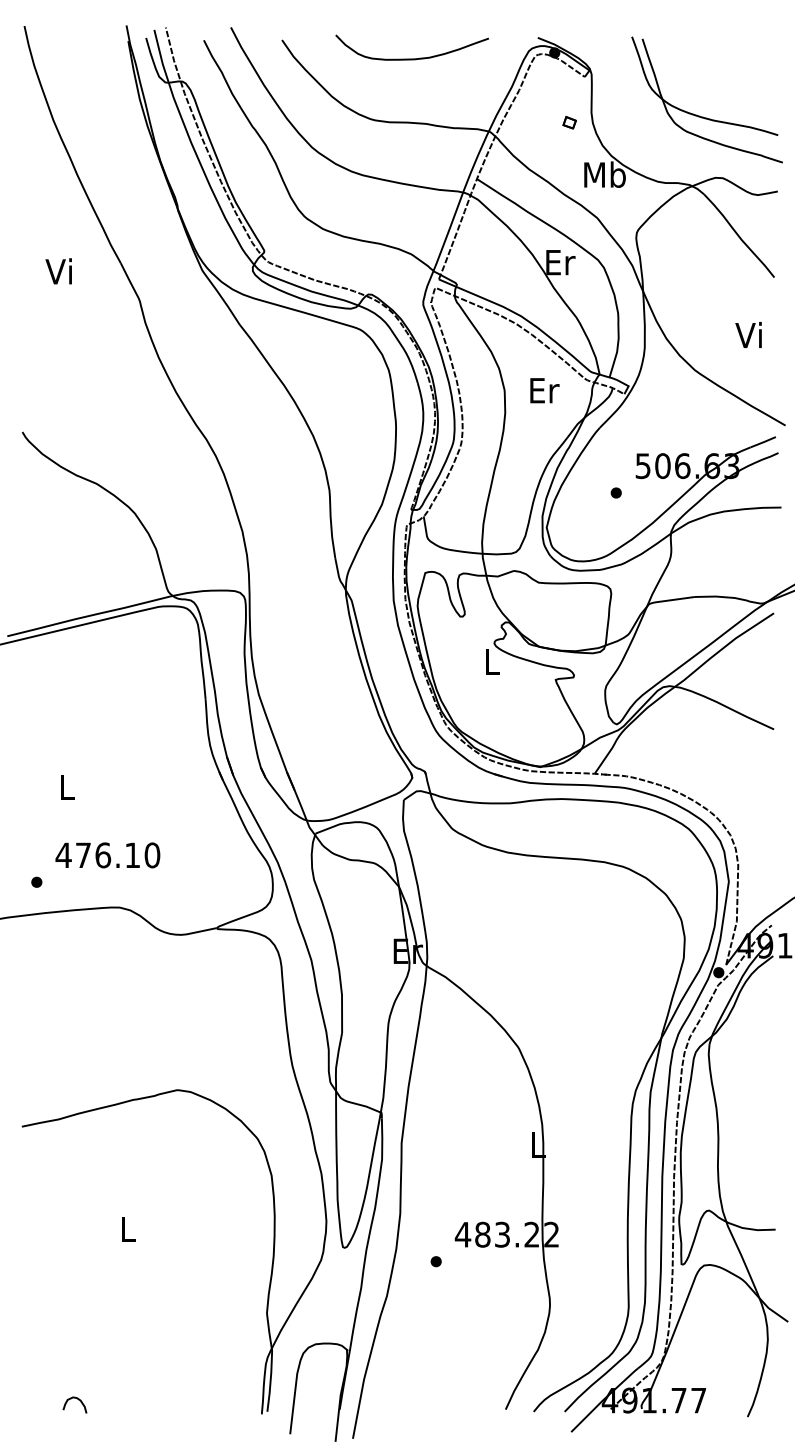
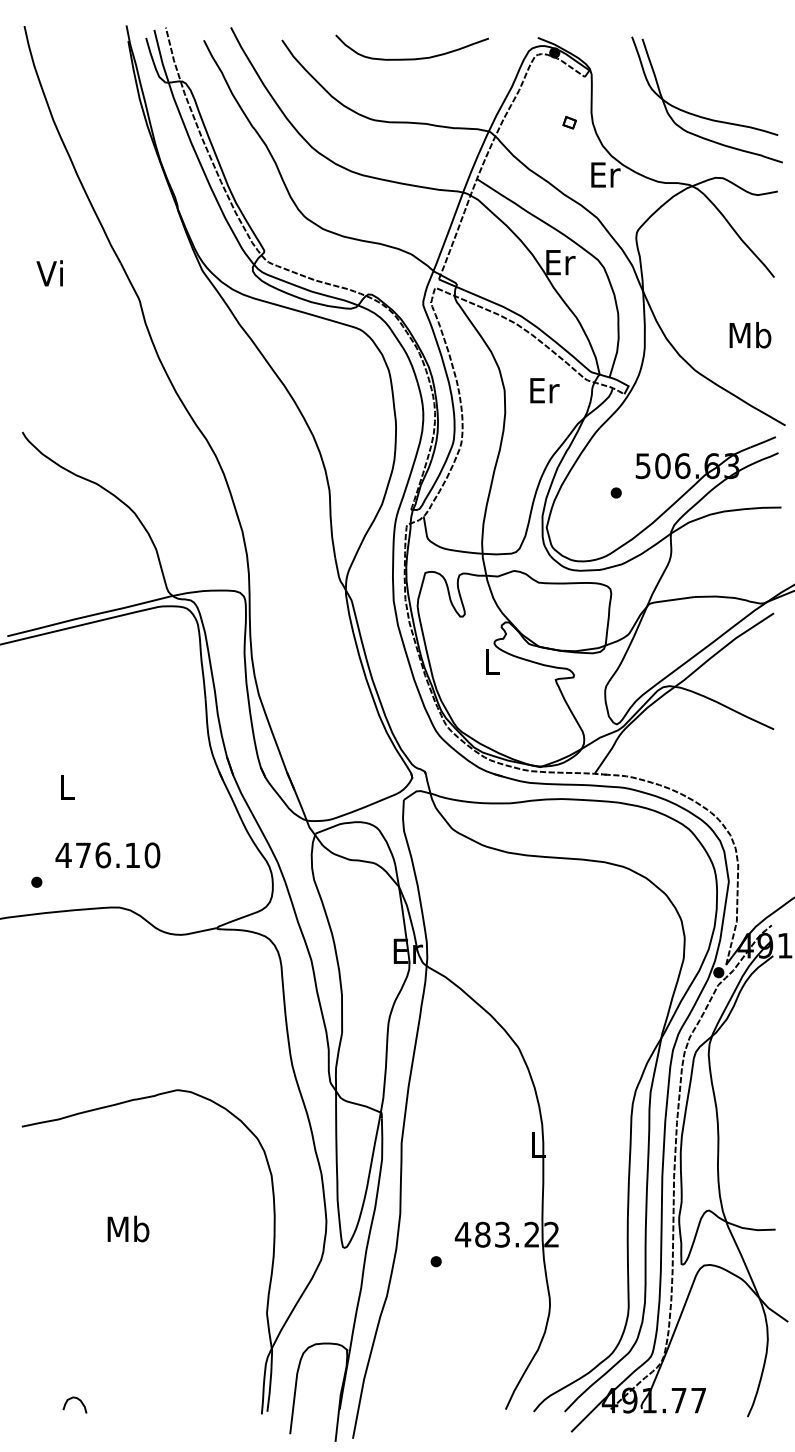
text: Mb -> Er (604, 174)
text position: (58, 271) -> (49, 273) (49, 273)
text: Vi -> Mb (750, 335)
text: L -> Mb (128, 1228)
